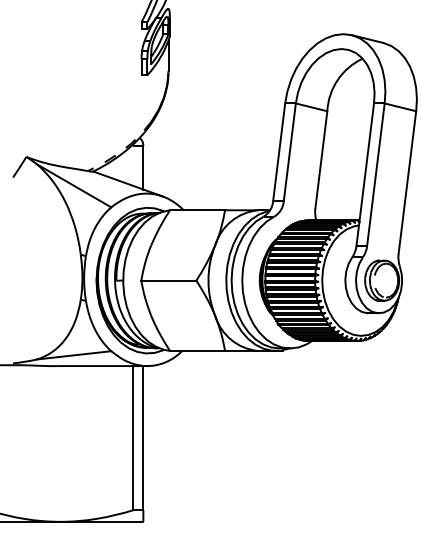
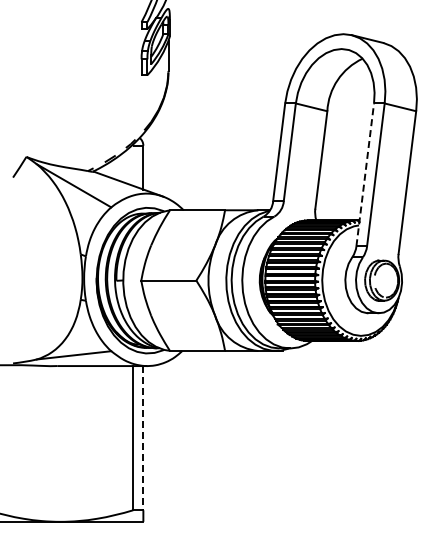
line: solid -> dashed (365, 174)
line: solid -> dashed (143, 438)
